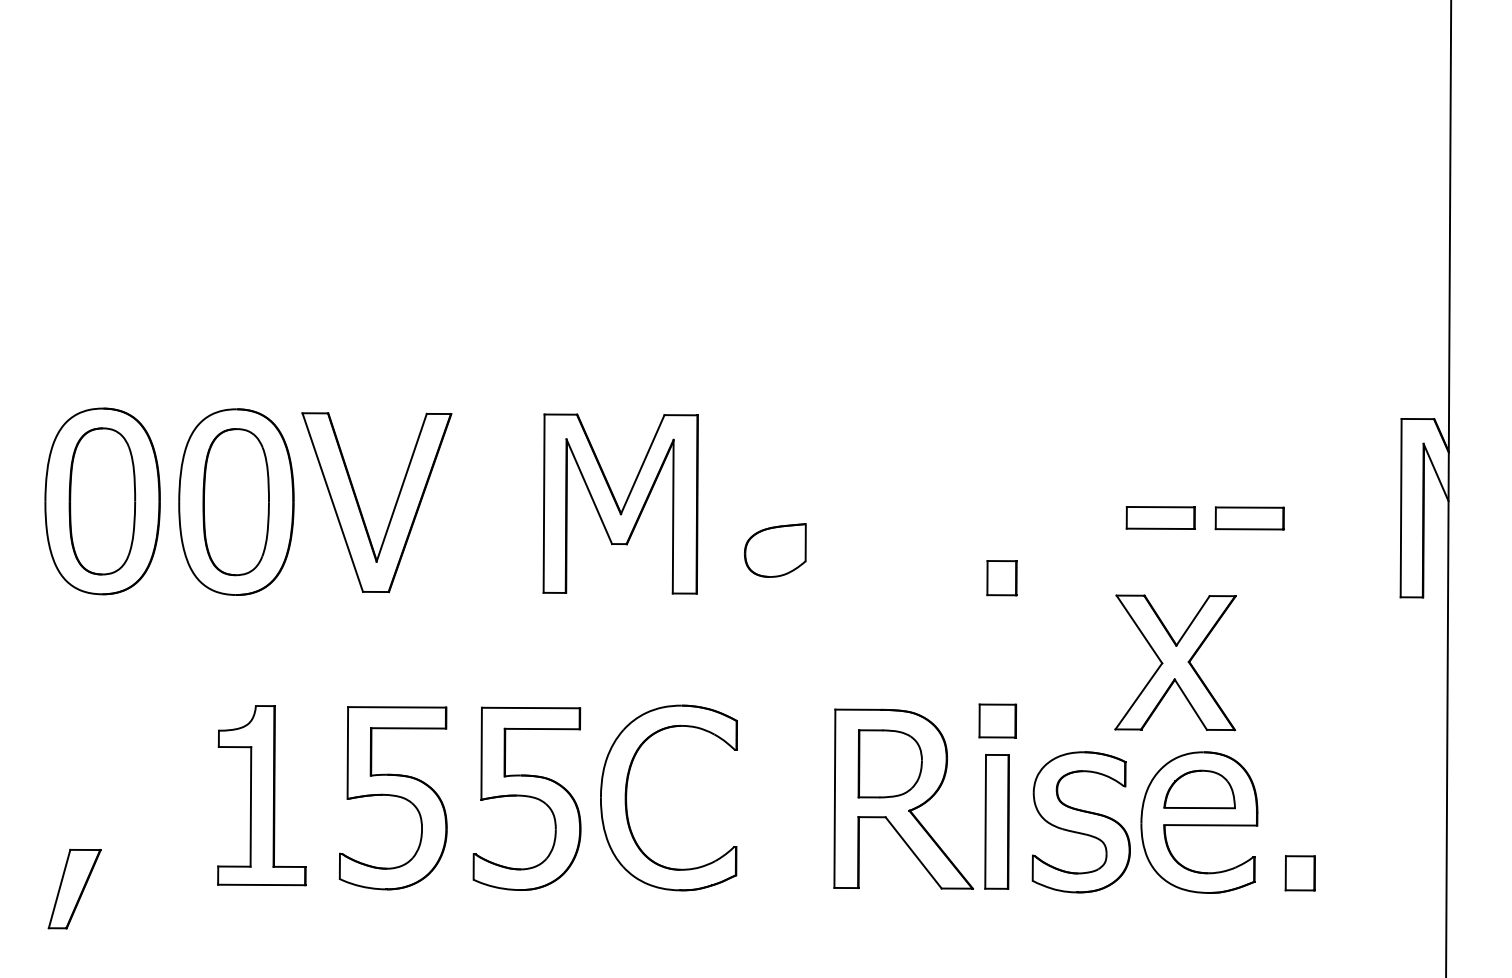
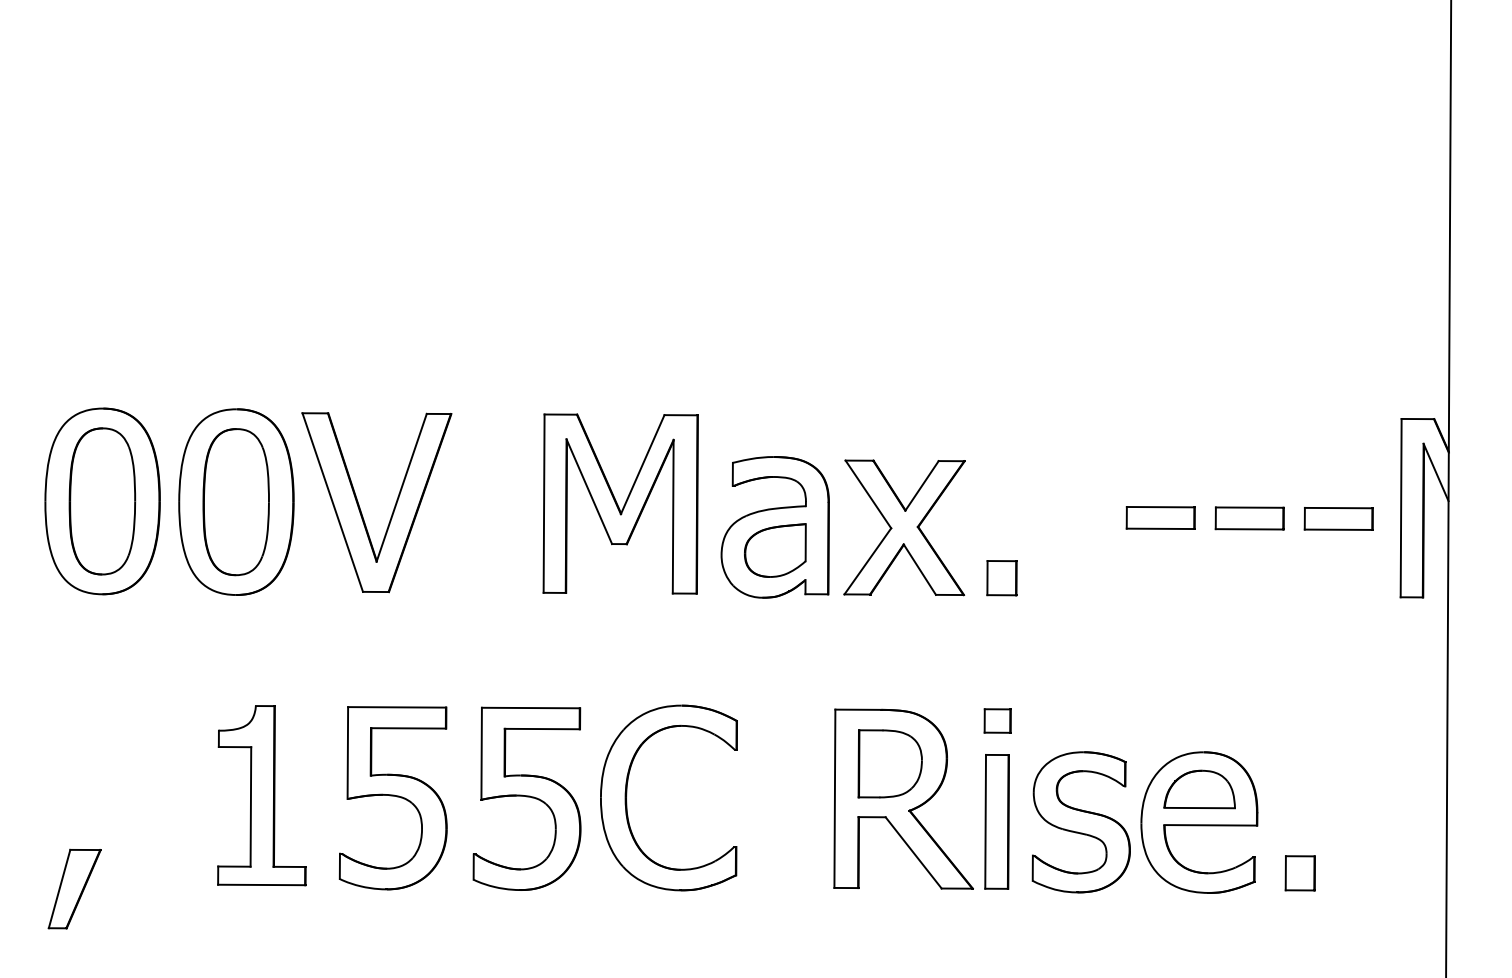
part: none -> present (1338, 518)
part: none -> present (774, 527)
part position: (1175, 662) -> (904, 527) (904, 527)
part size: 40x36 px -> 29x26 px (997, 720)
